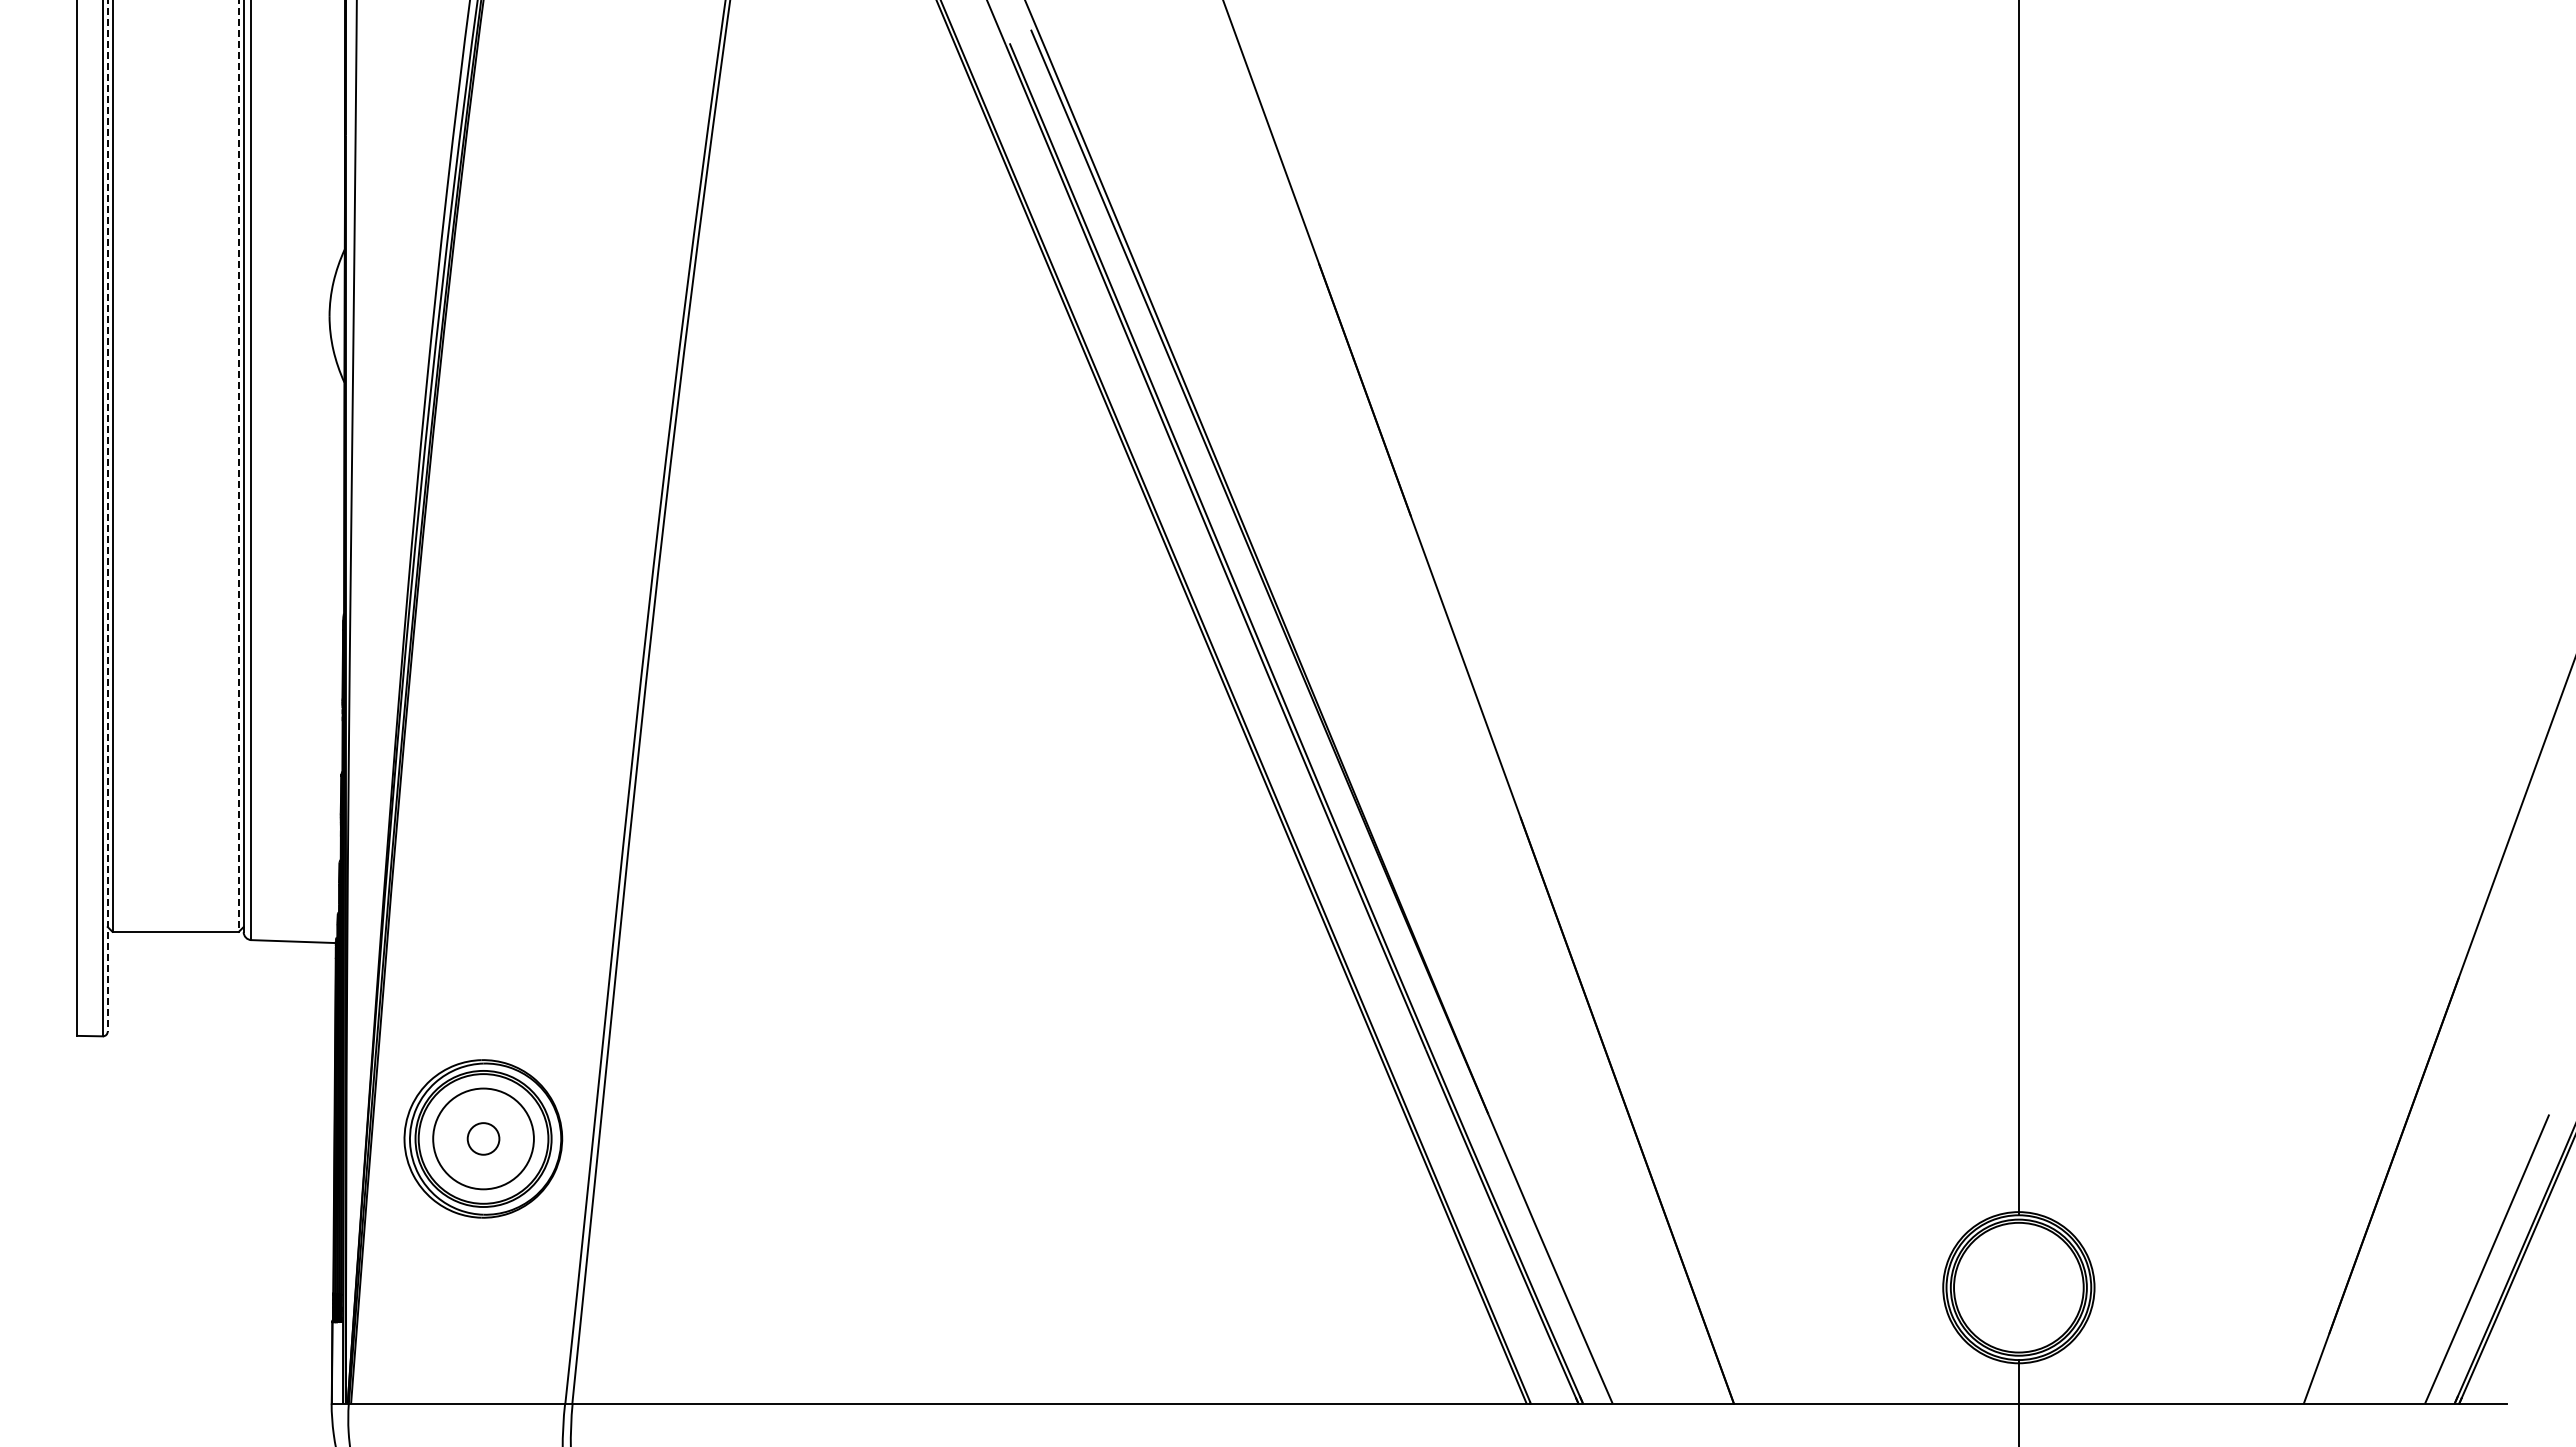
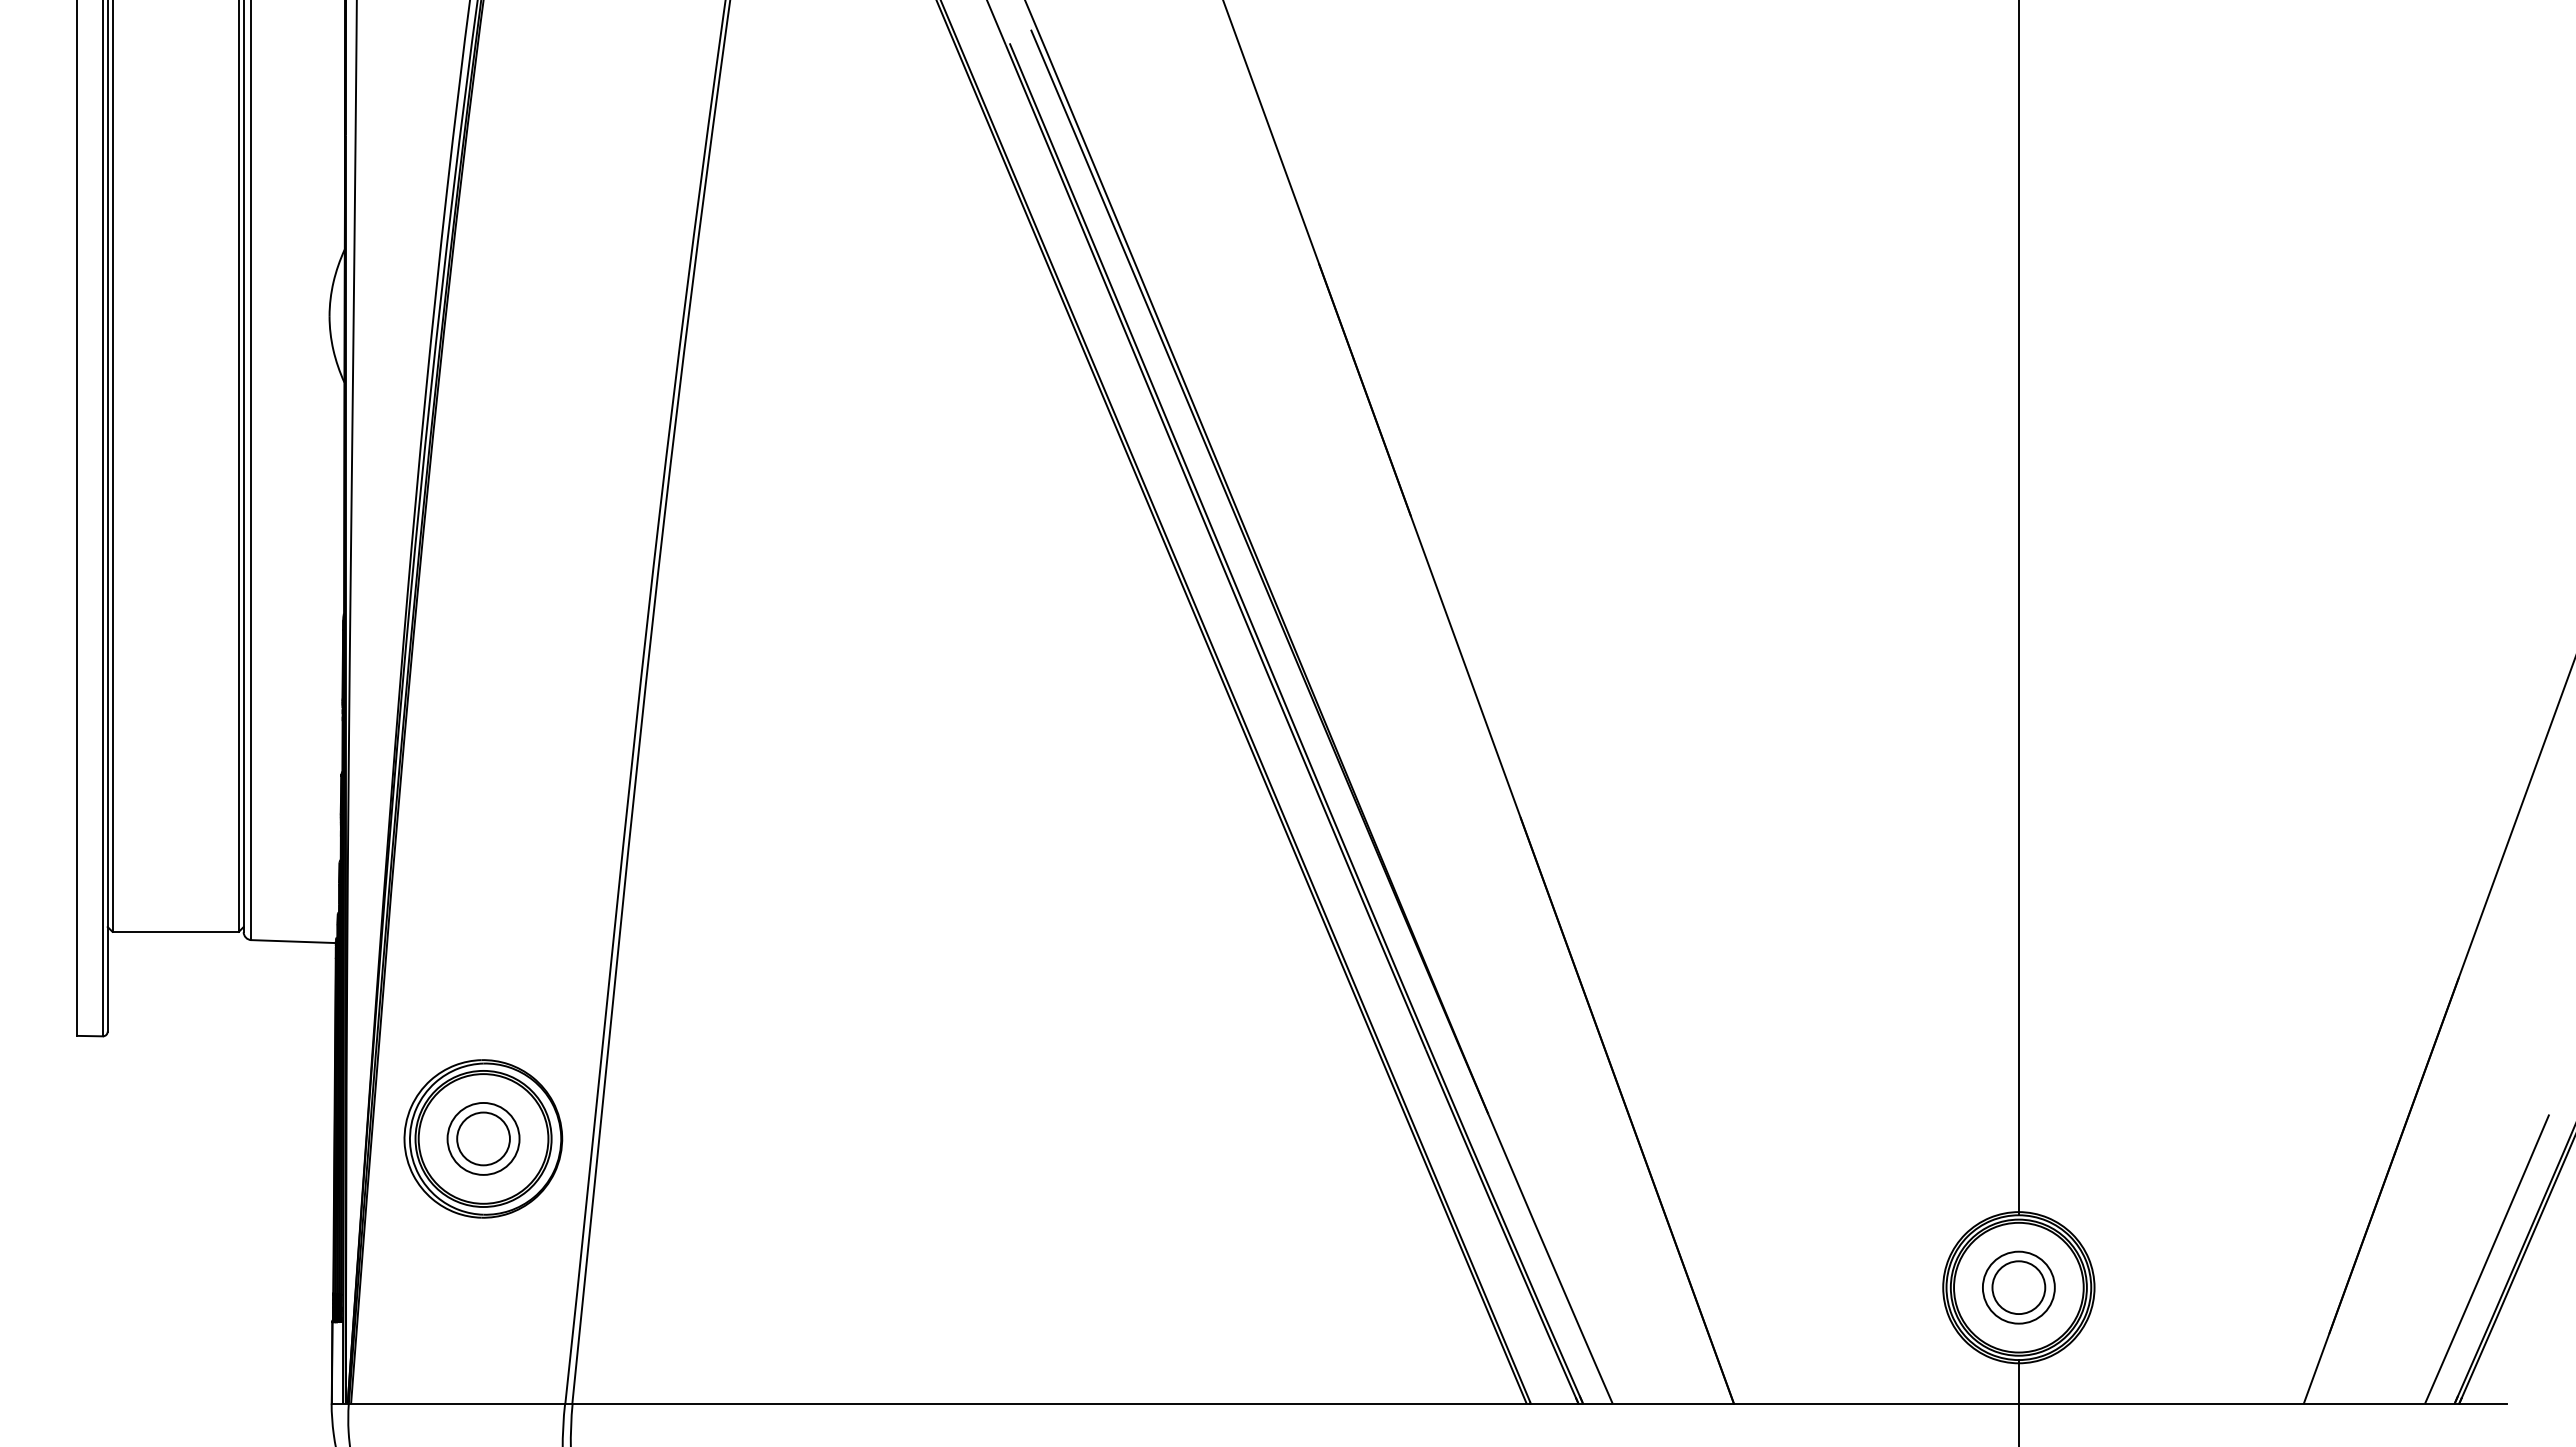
line: dashed -> solid (238, 466)
line: dashed -> solid (107, 516)
circle diameter: 101 px -> 72 px (483, 1138)
circle diameter: 32 px -> 53 px (483, 1138)
part: none -> present (2018, 1287)
